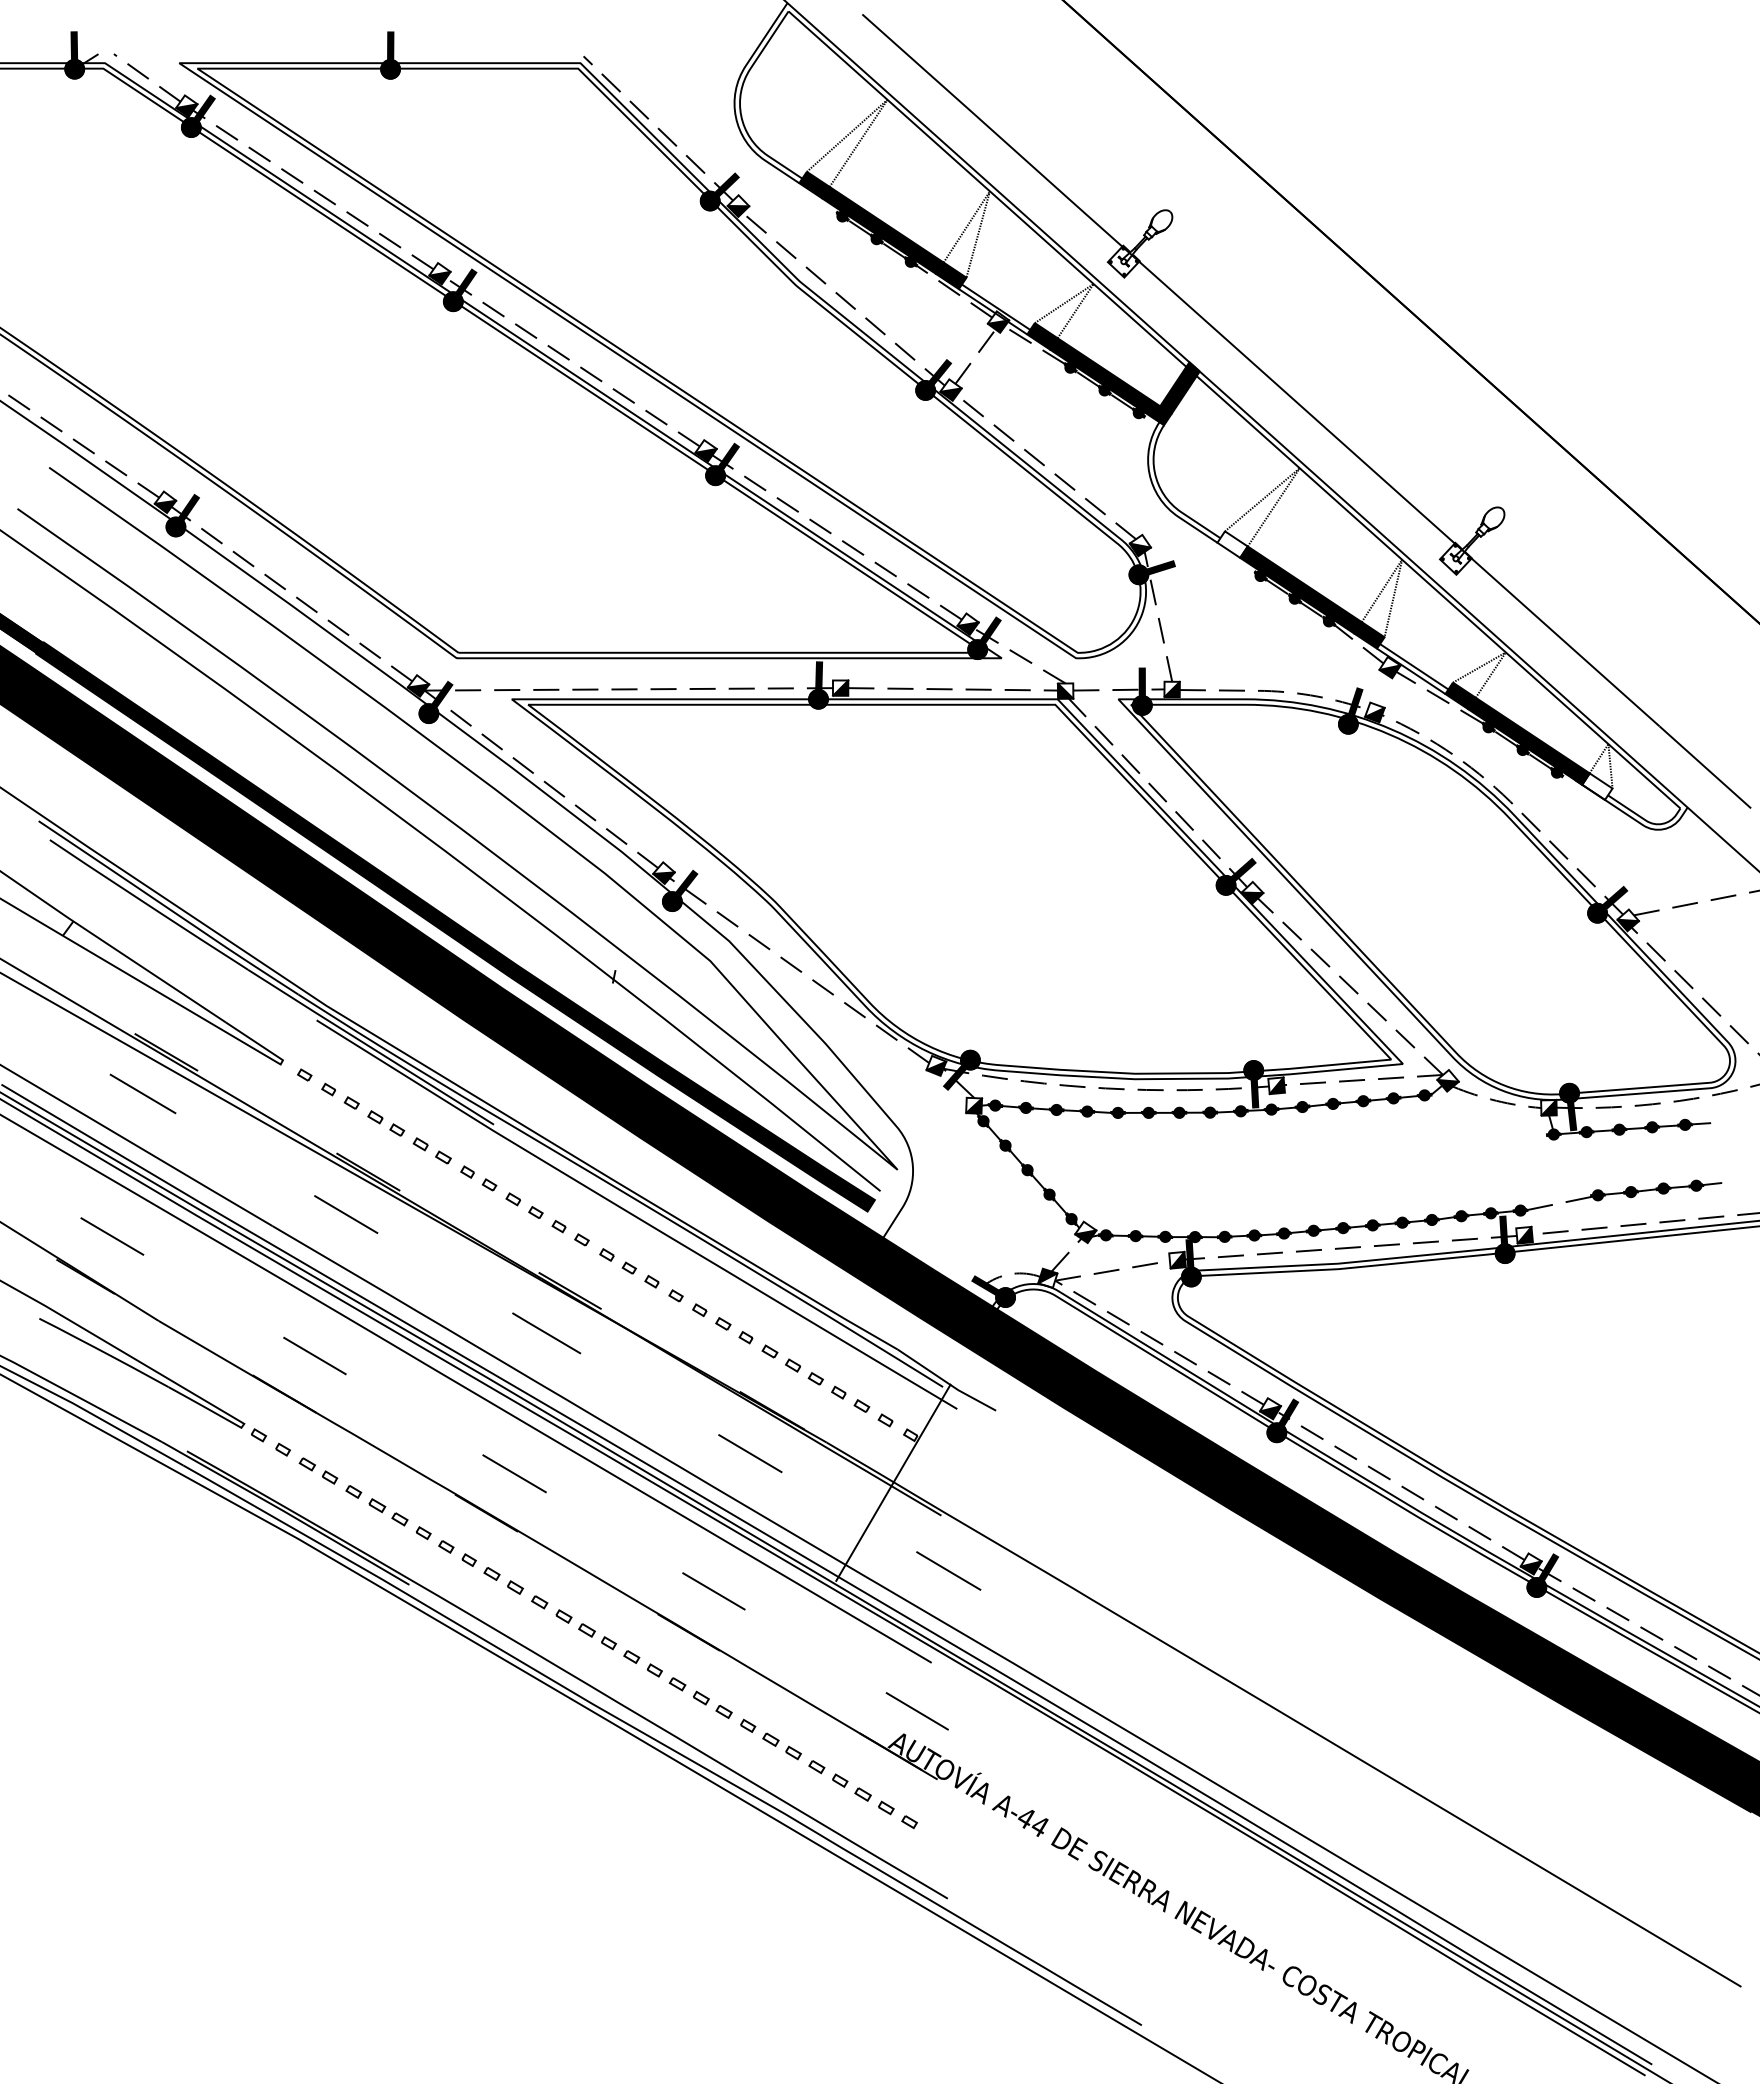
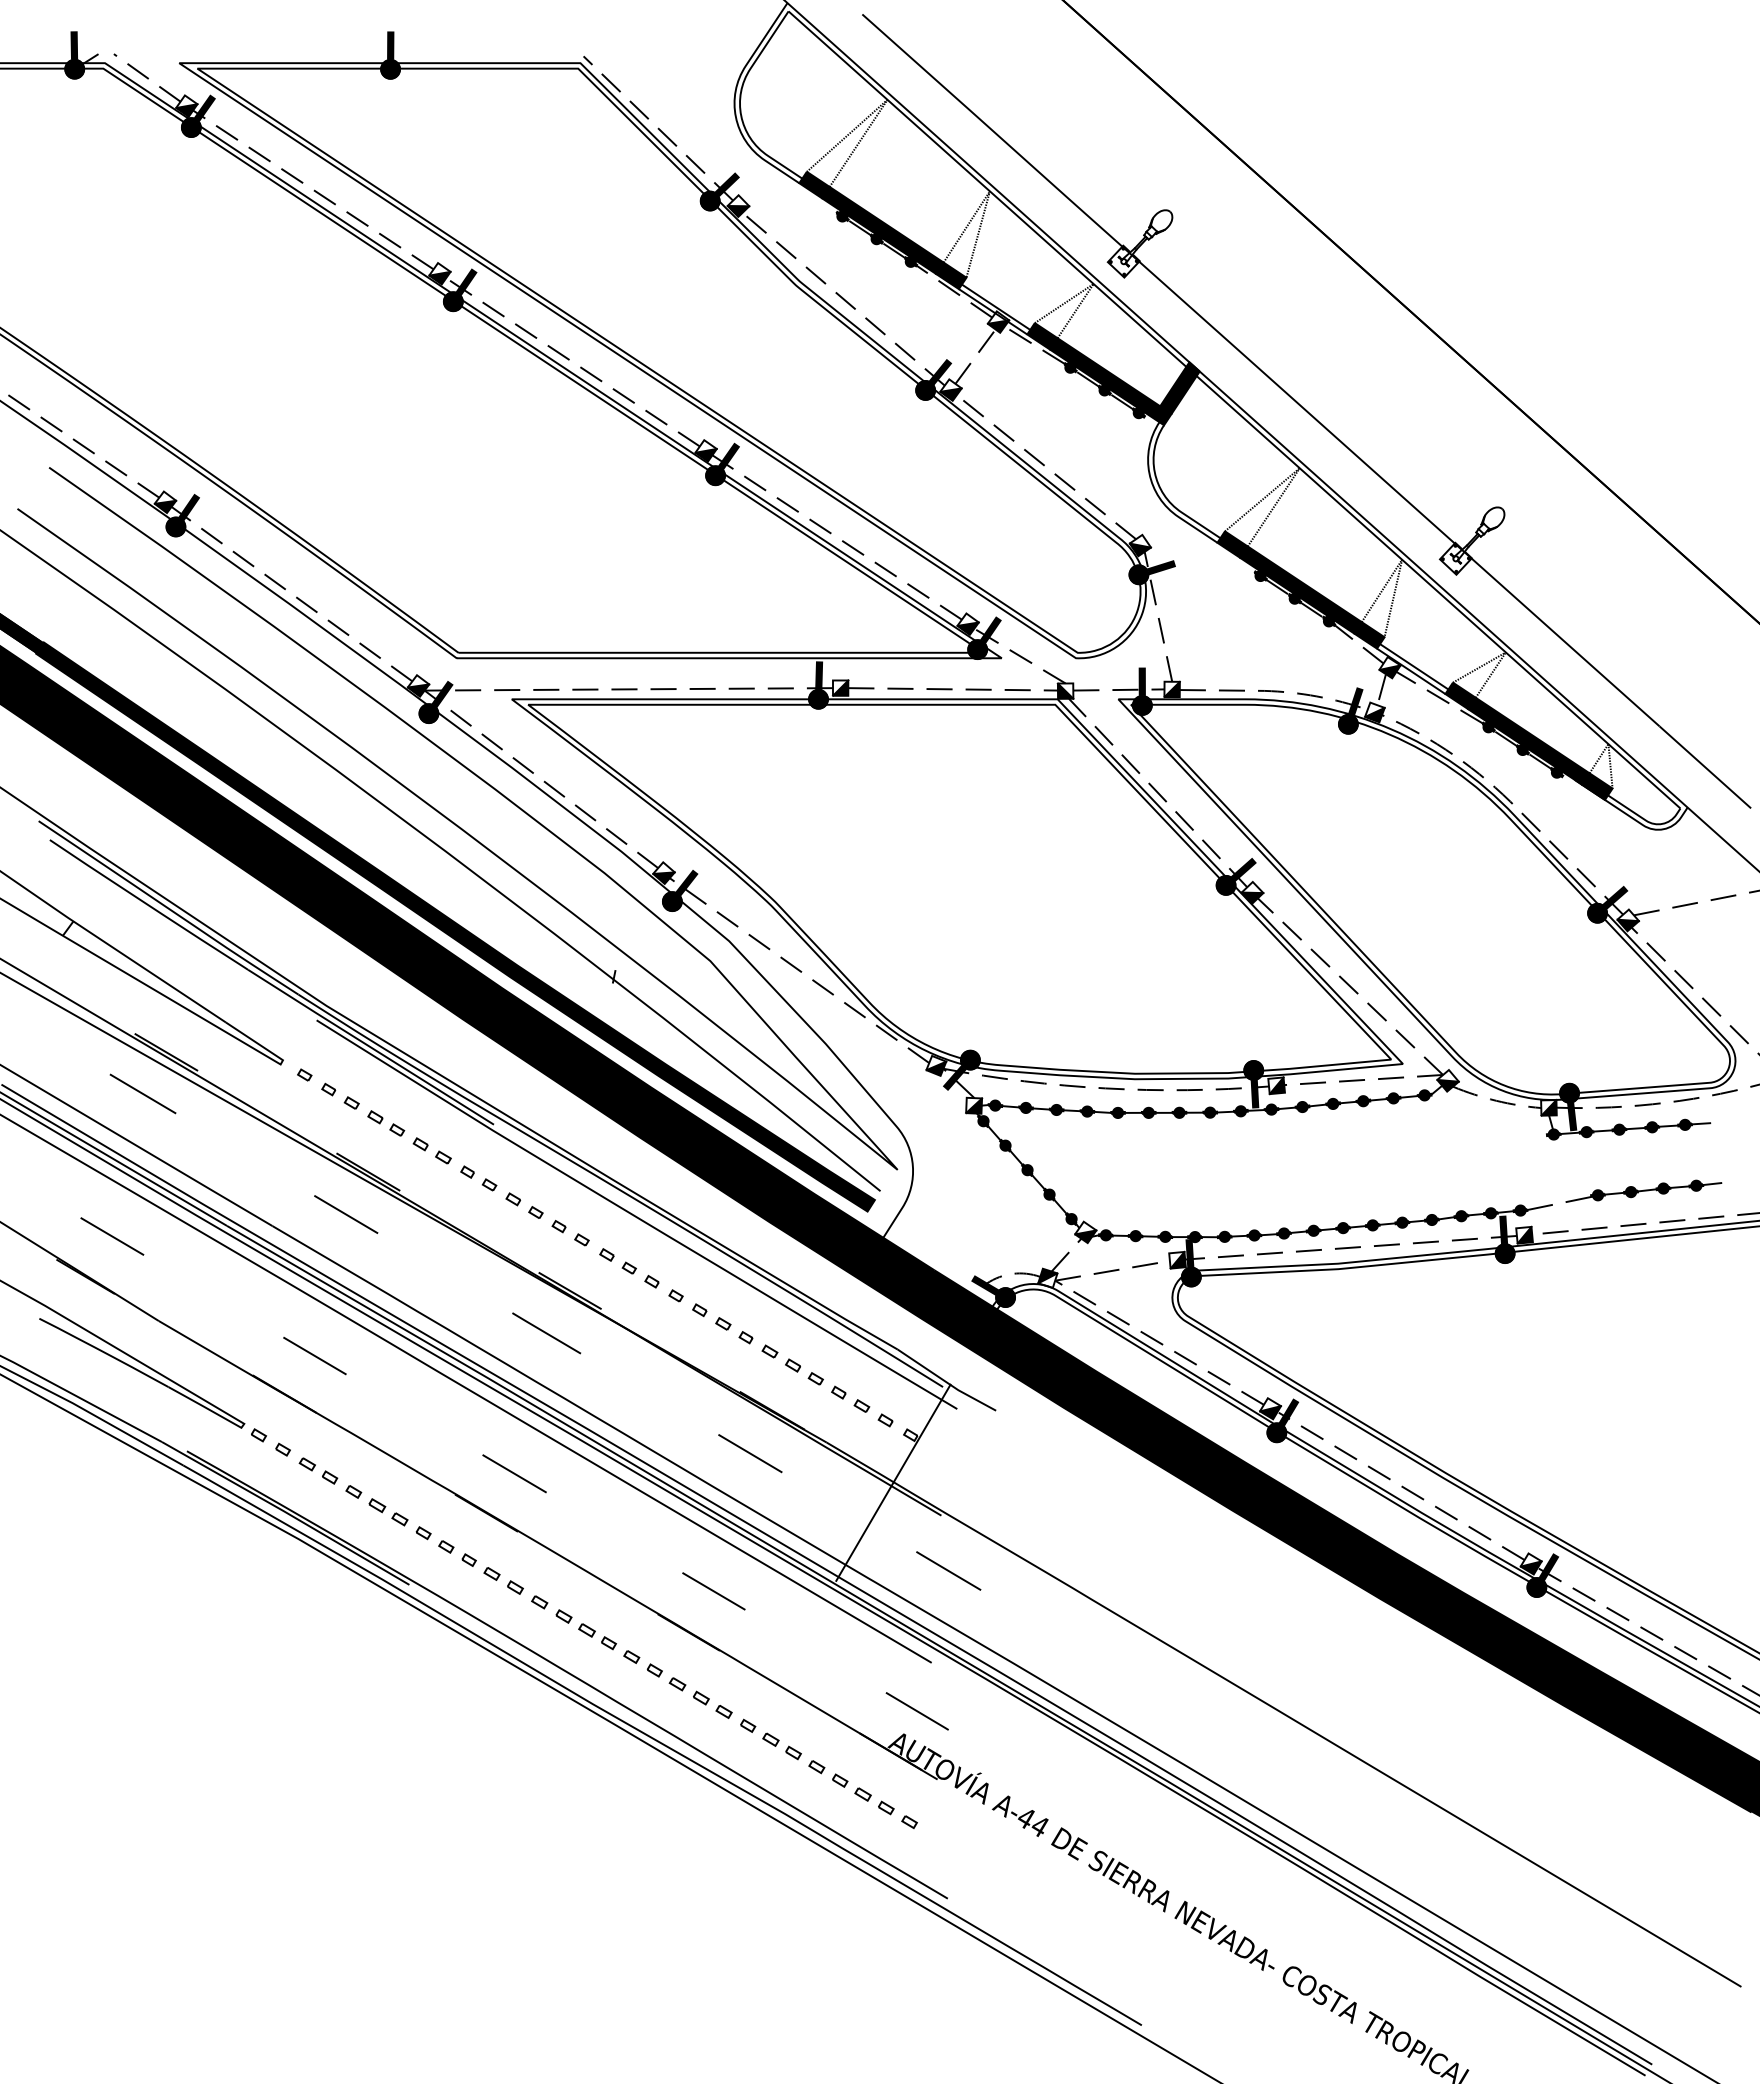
fill: none -> present (1232, 544)
line: none -> present (1381, 689)
fill: none -> present (1597, 786)
